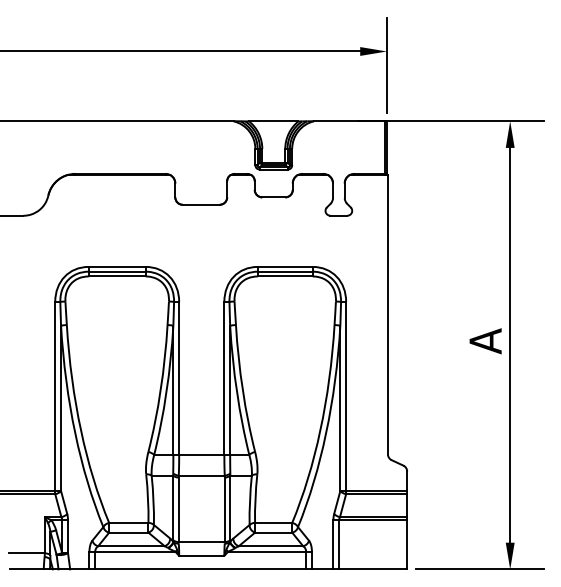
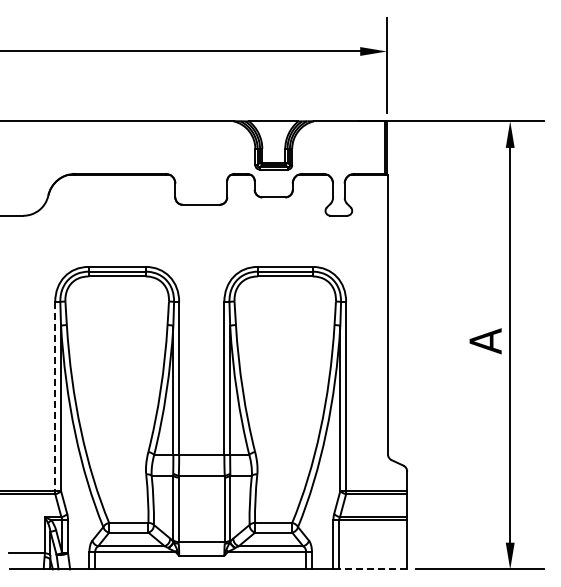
line: solid -> dashed (55, 396)
line: solid -> dashed (373, 569)
